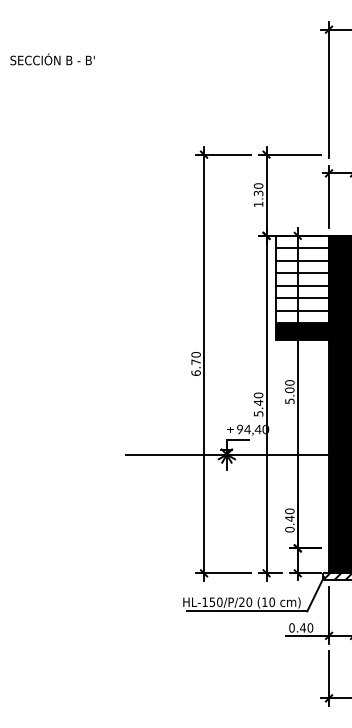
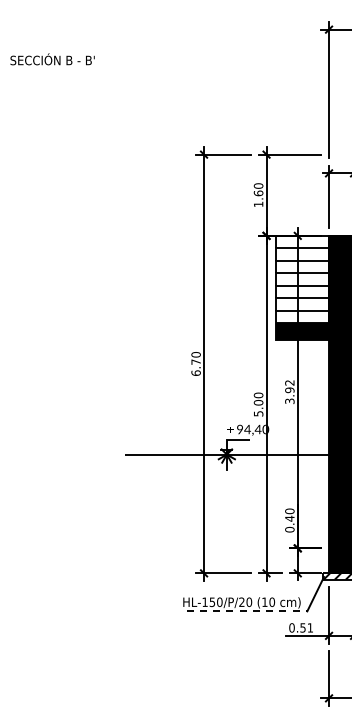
text: 1.30 -> 1.60 (258, 193)
text: 5.00 -> 3.92 (289, 391)
text: 5.40 -> 5.00 (258, 402)
line: solid -> dashed (247, 611)
text: 0.40 -> 0.51 (306, 627)
